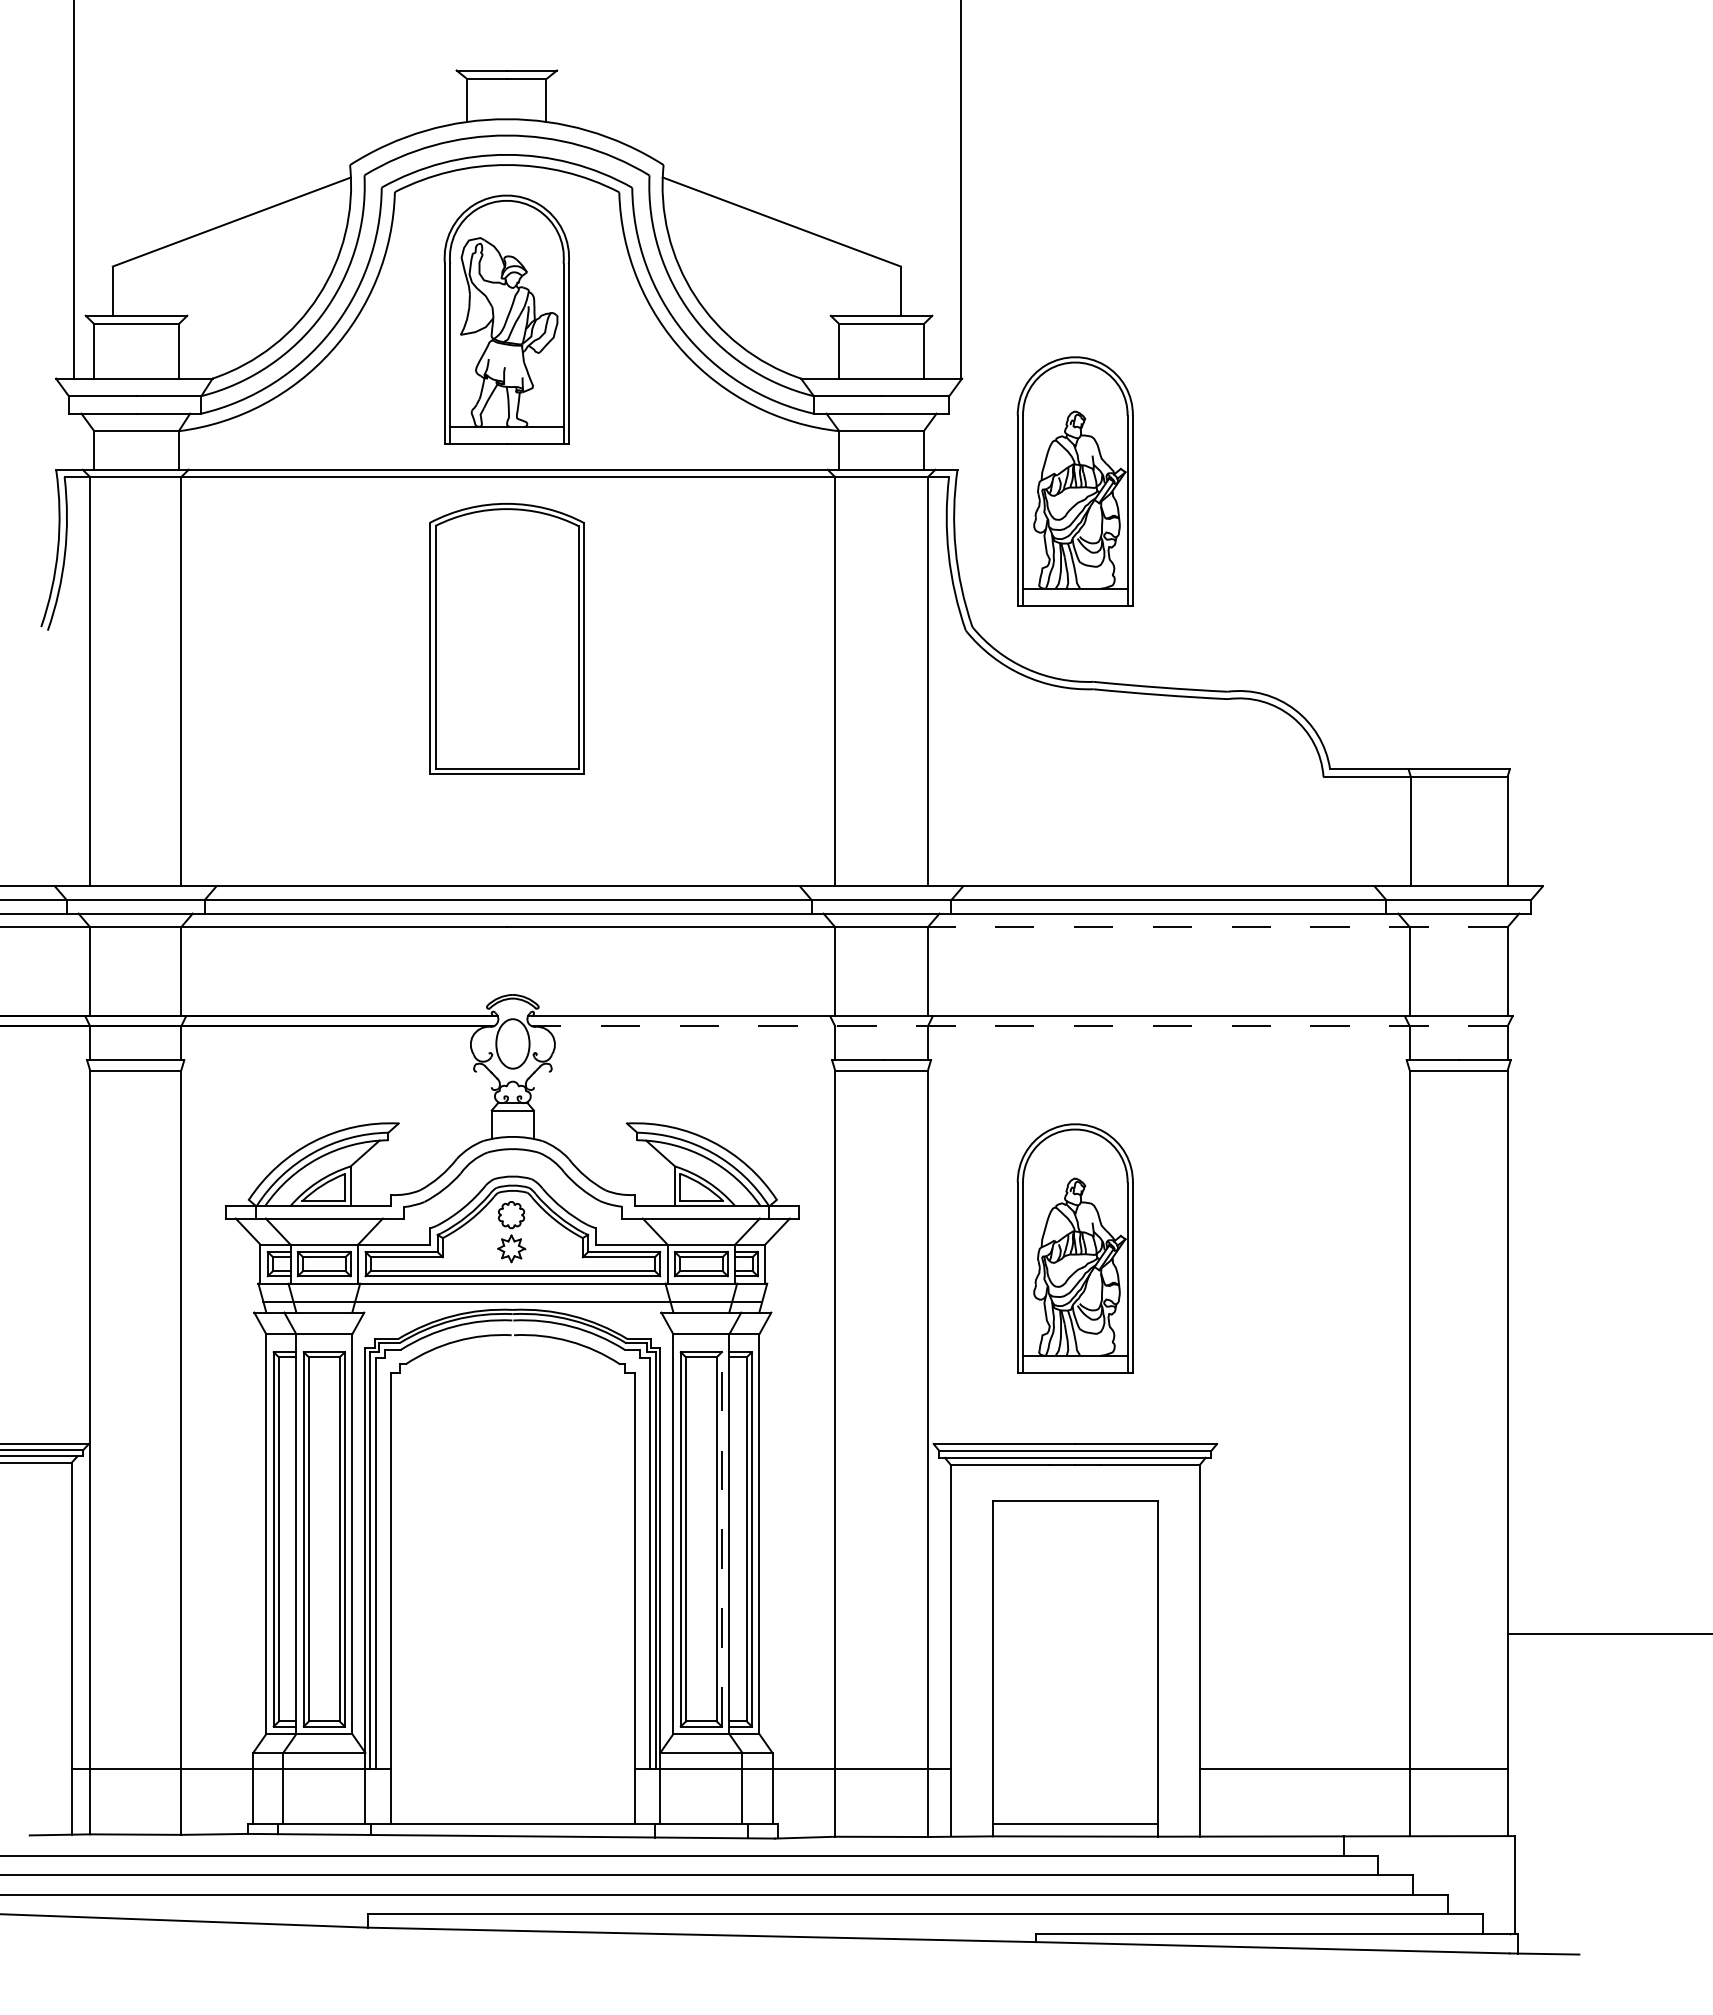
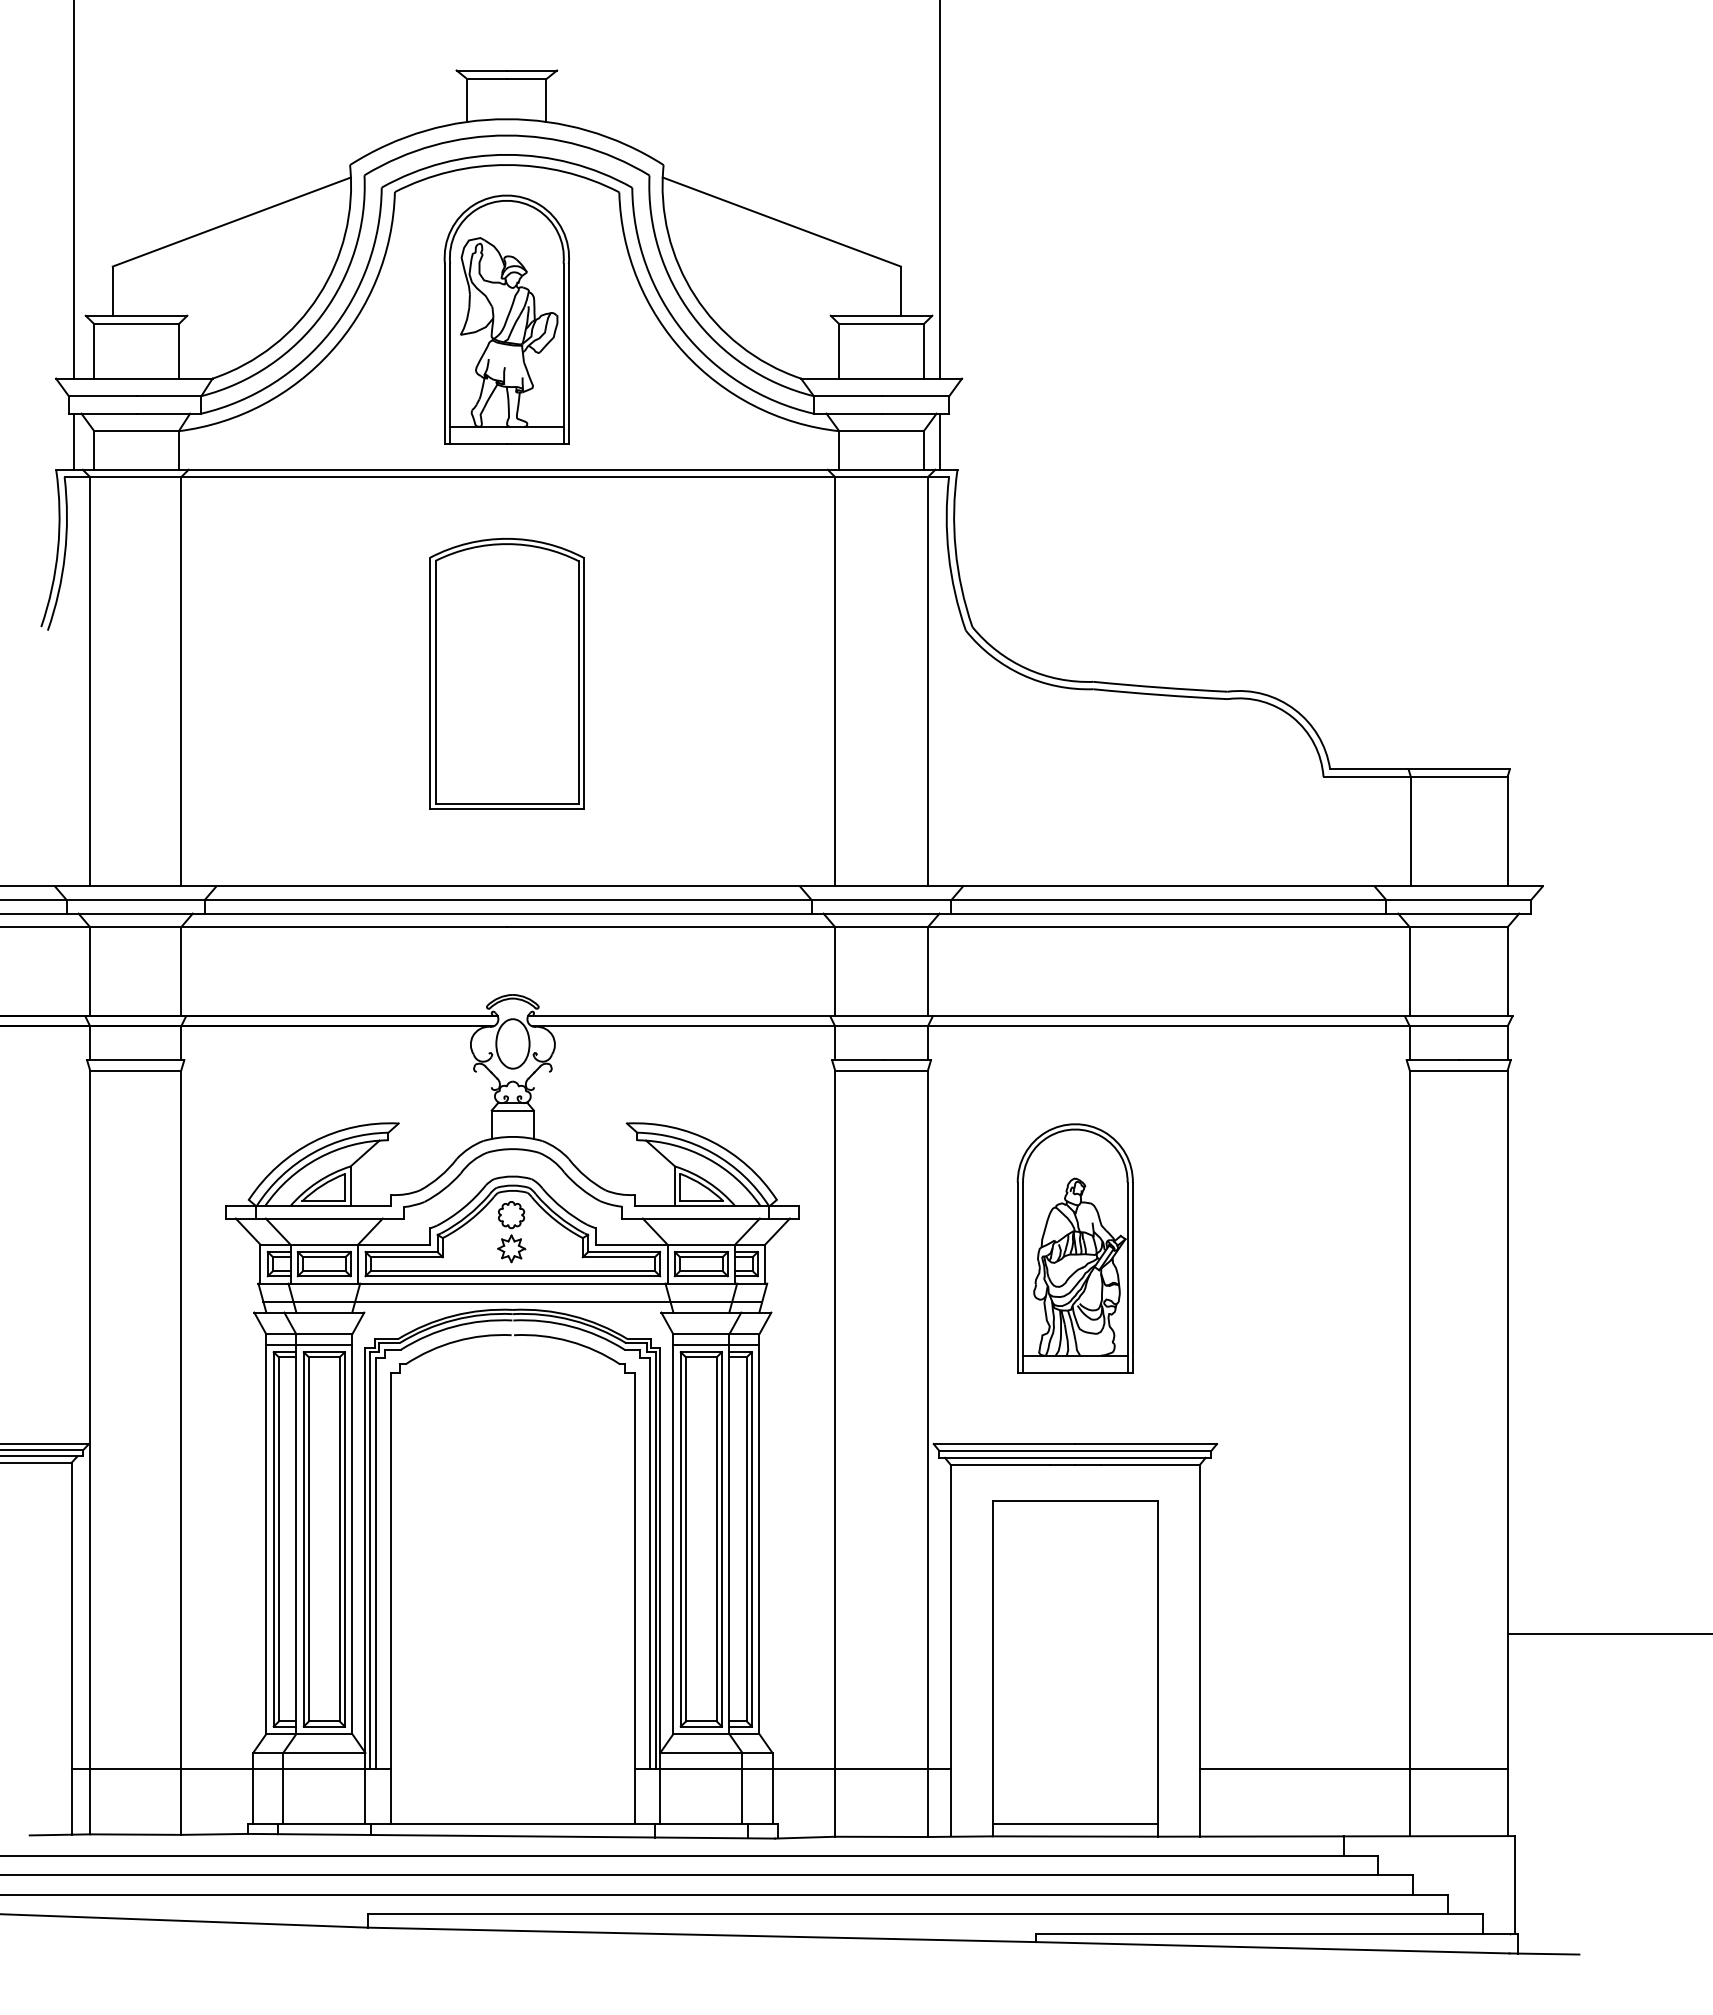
line position: (960, 190) -> (939, 190) (939, 190)
line: none -> present (74, 441)
line: none -> present (939, 441)
part: present -> none (1074, 481)
part position: (506, 638) -> (506, 673) (506, 673)
line: dashed -> solid (1217, 927)
line: dashed -> solid (1019, 1026)
line: none -> present (309, 1344)
line: none -> present (716, 1344)
line: dashed -> solid (721, 1538)
